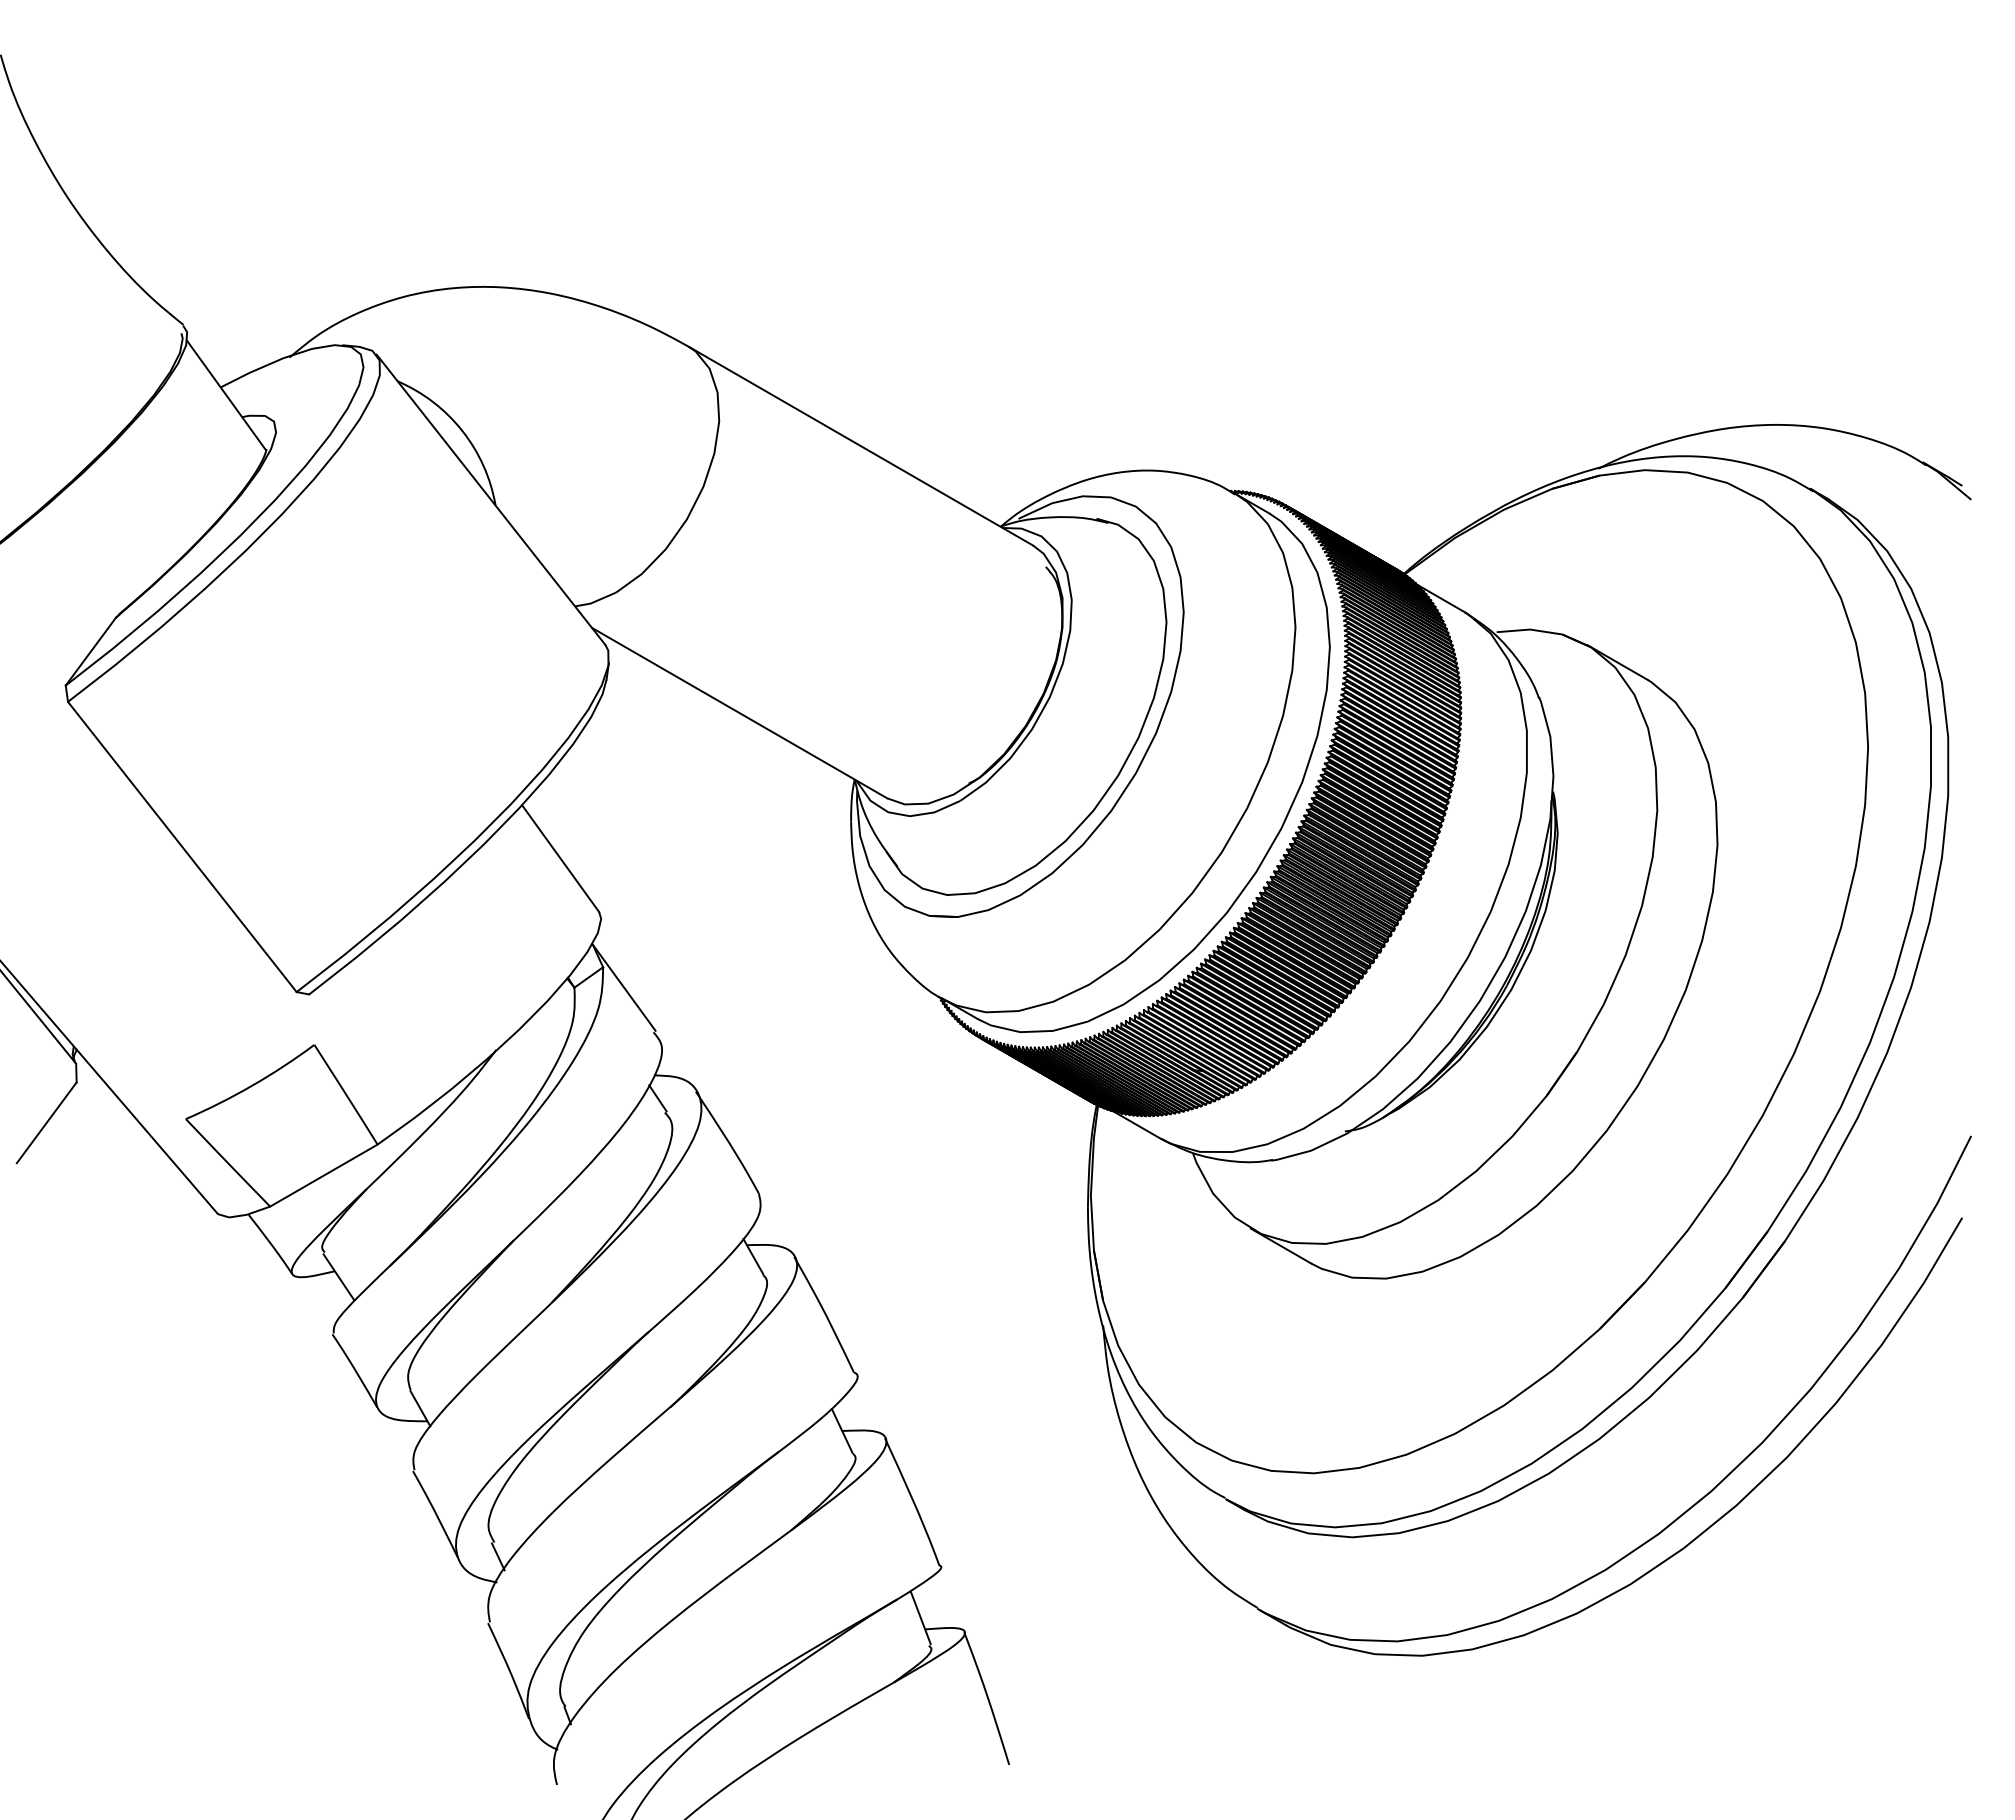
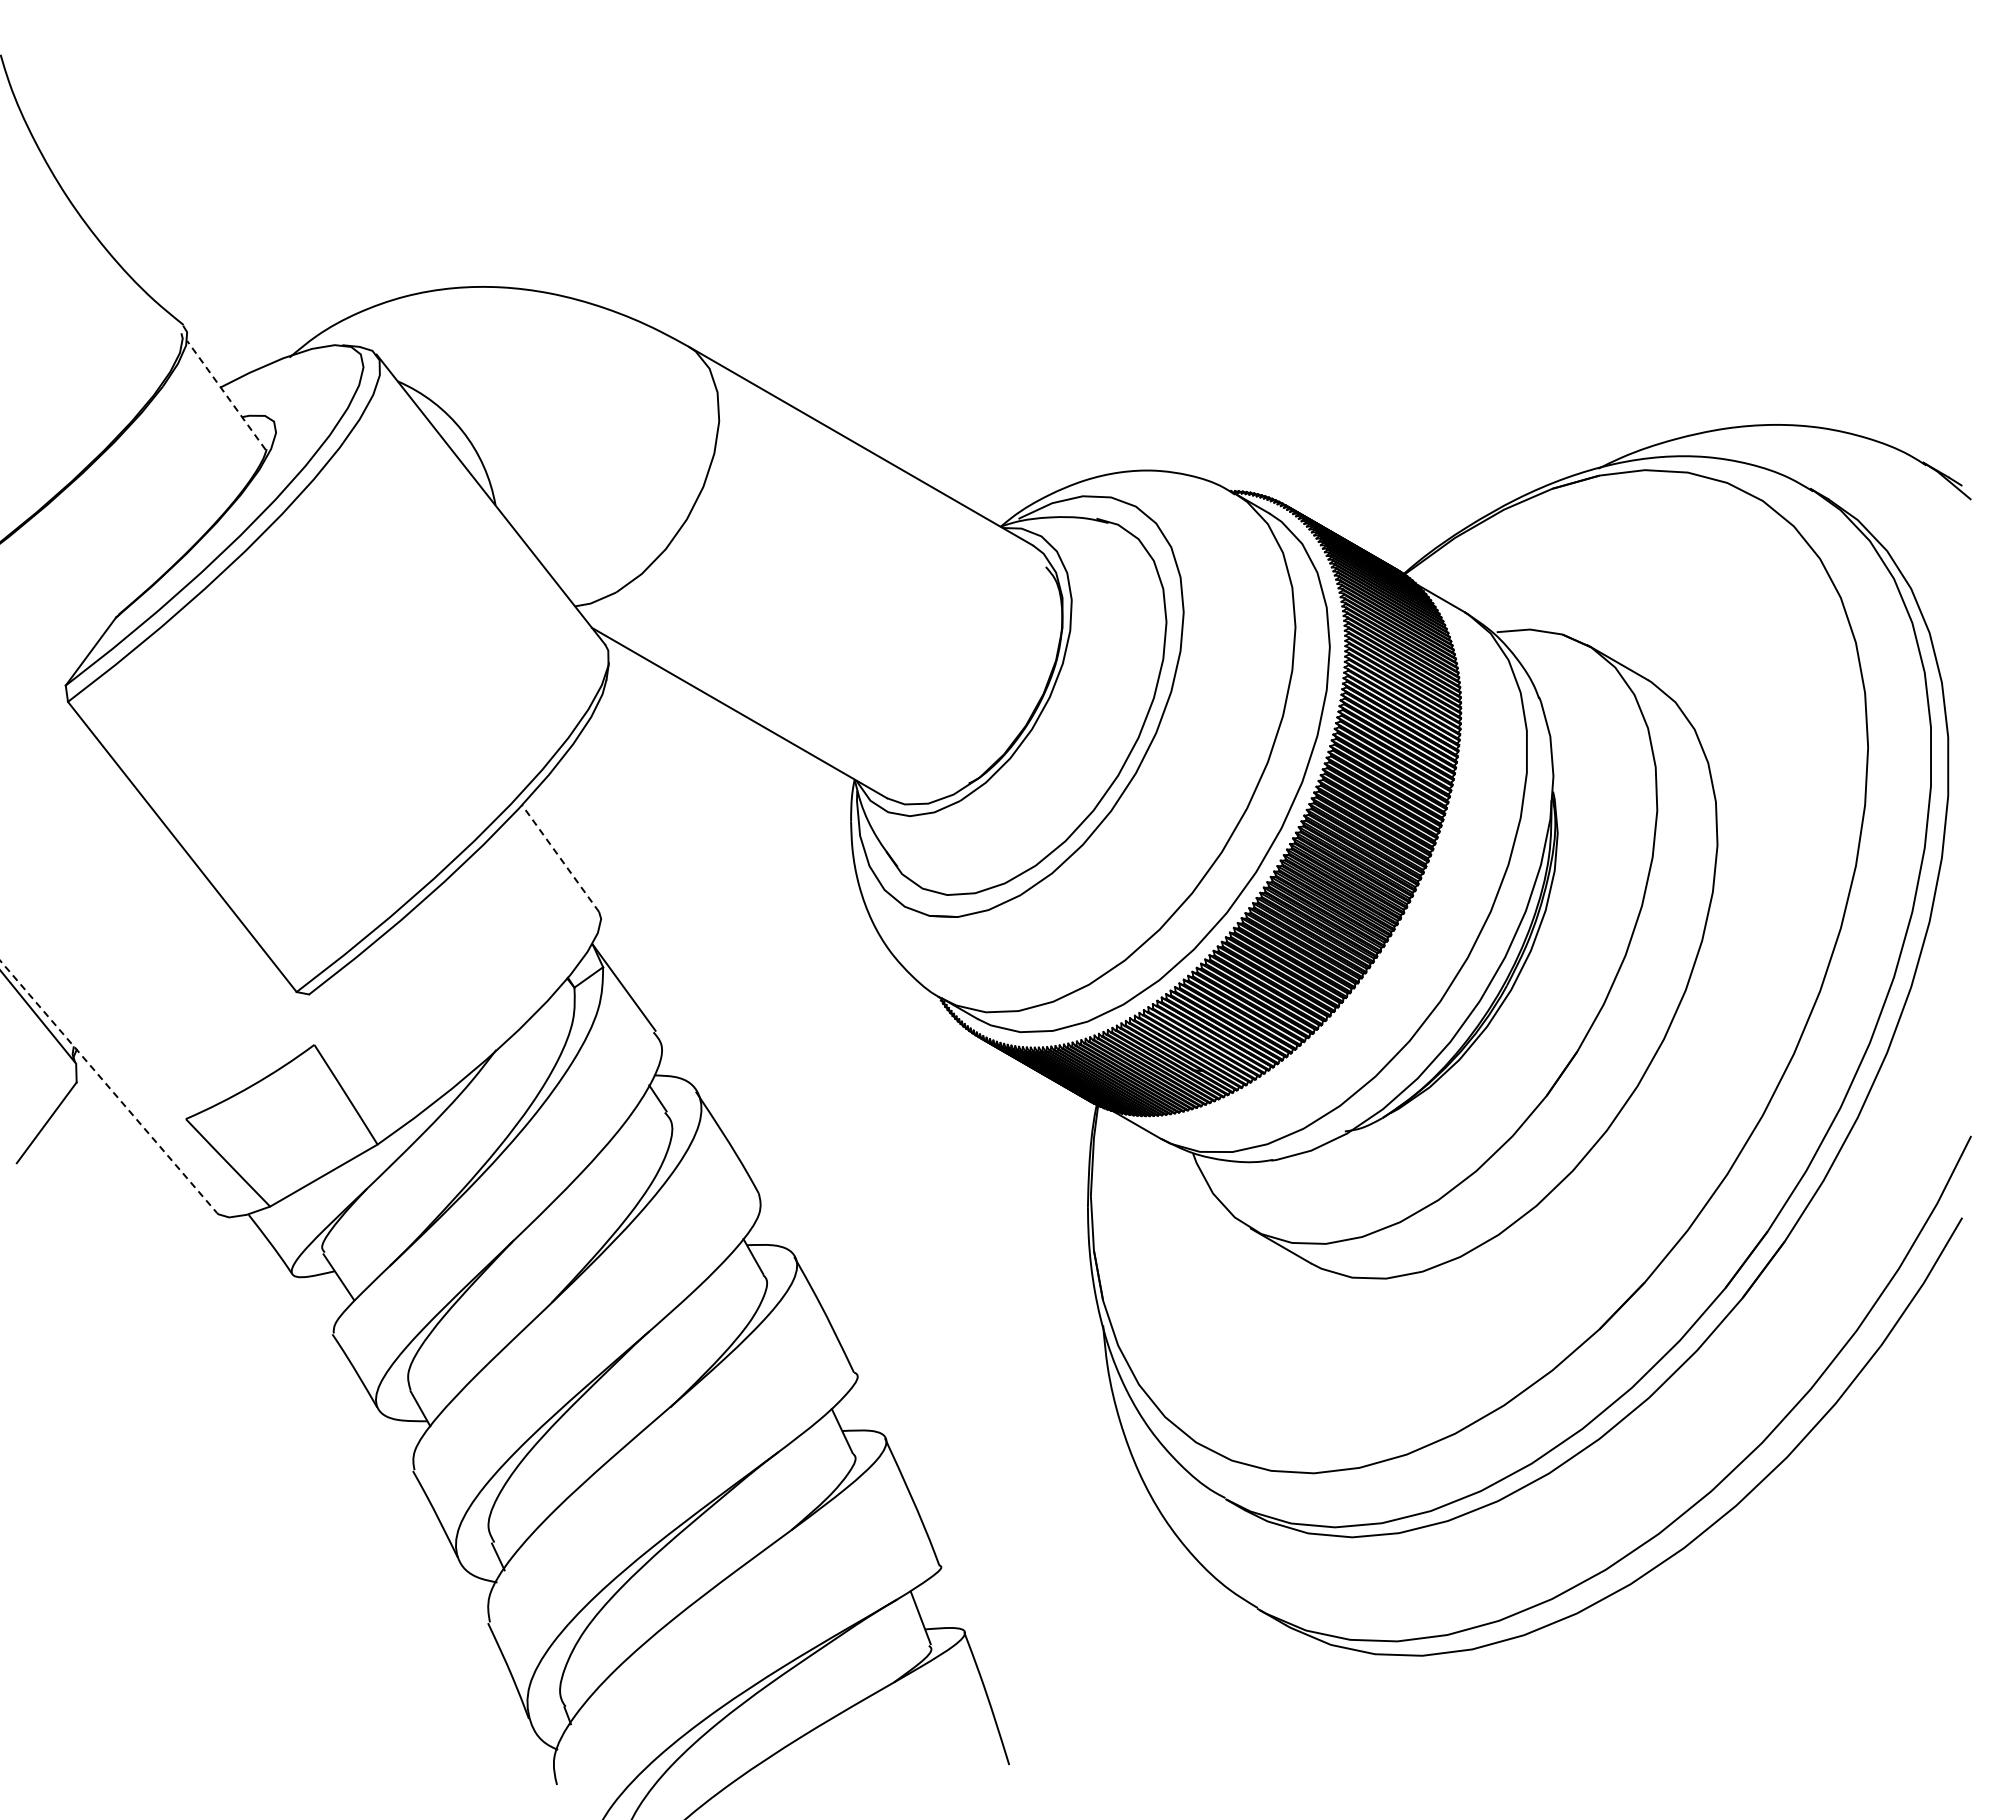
line: solid -> dashed (226, 395)
line: solid -> dashed (560, 858)
line: solid -> dashed (108, 1087)
